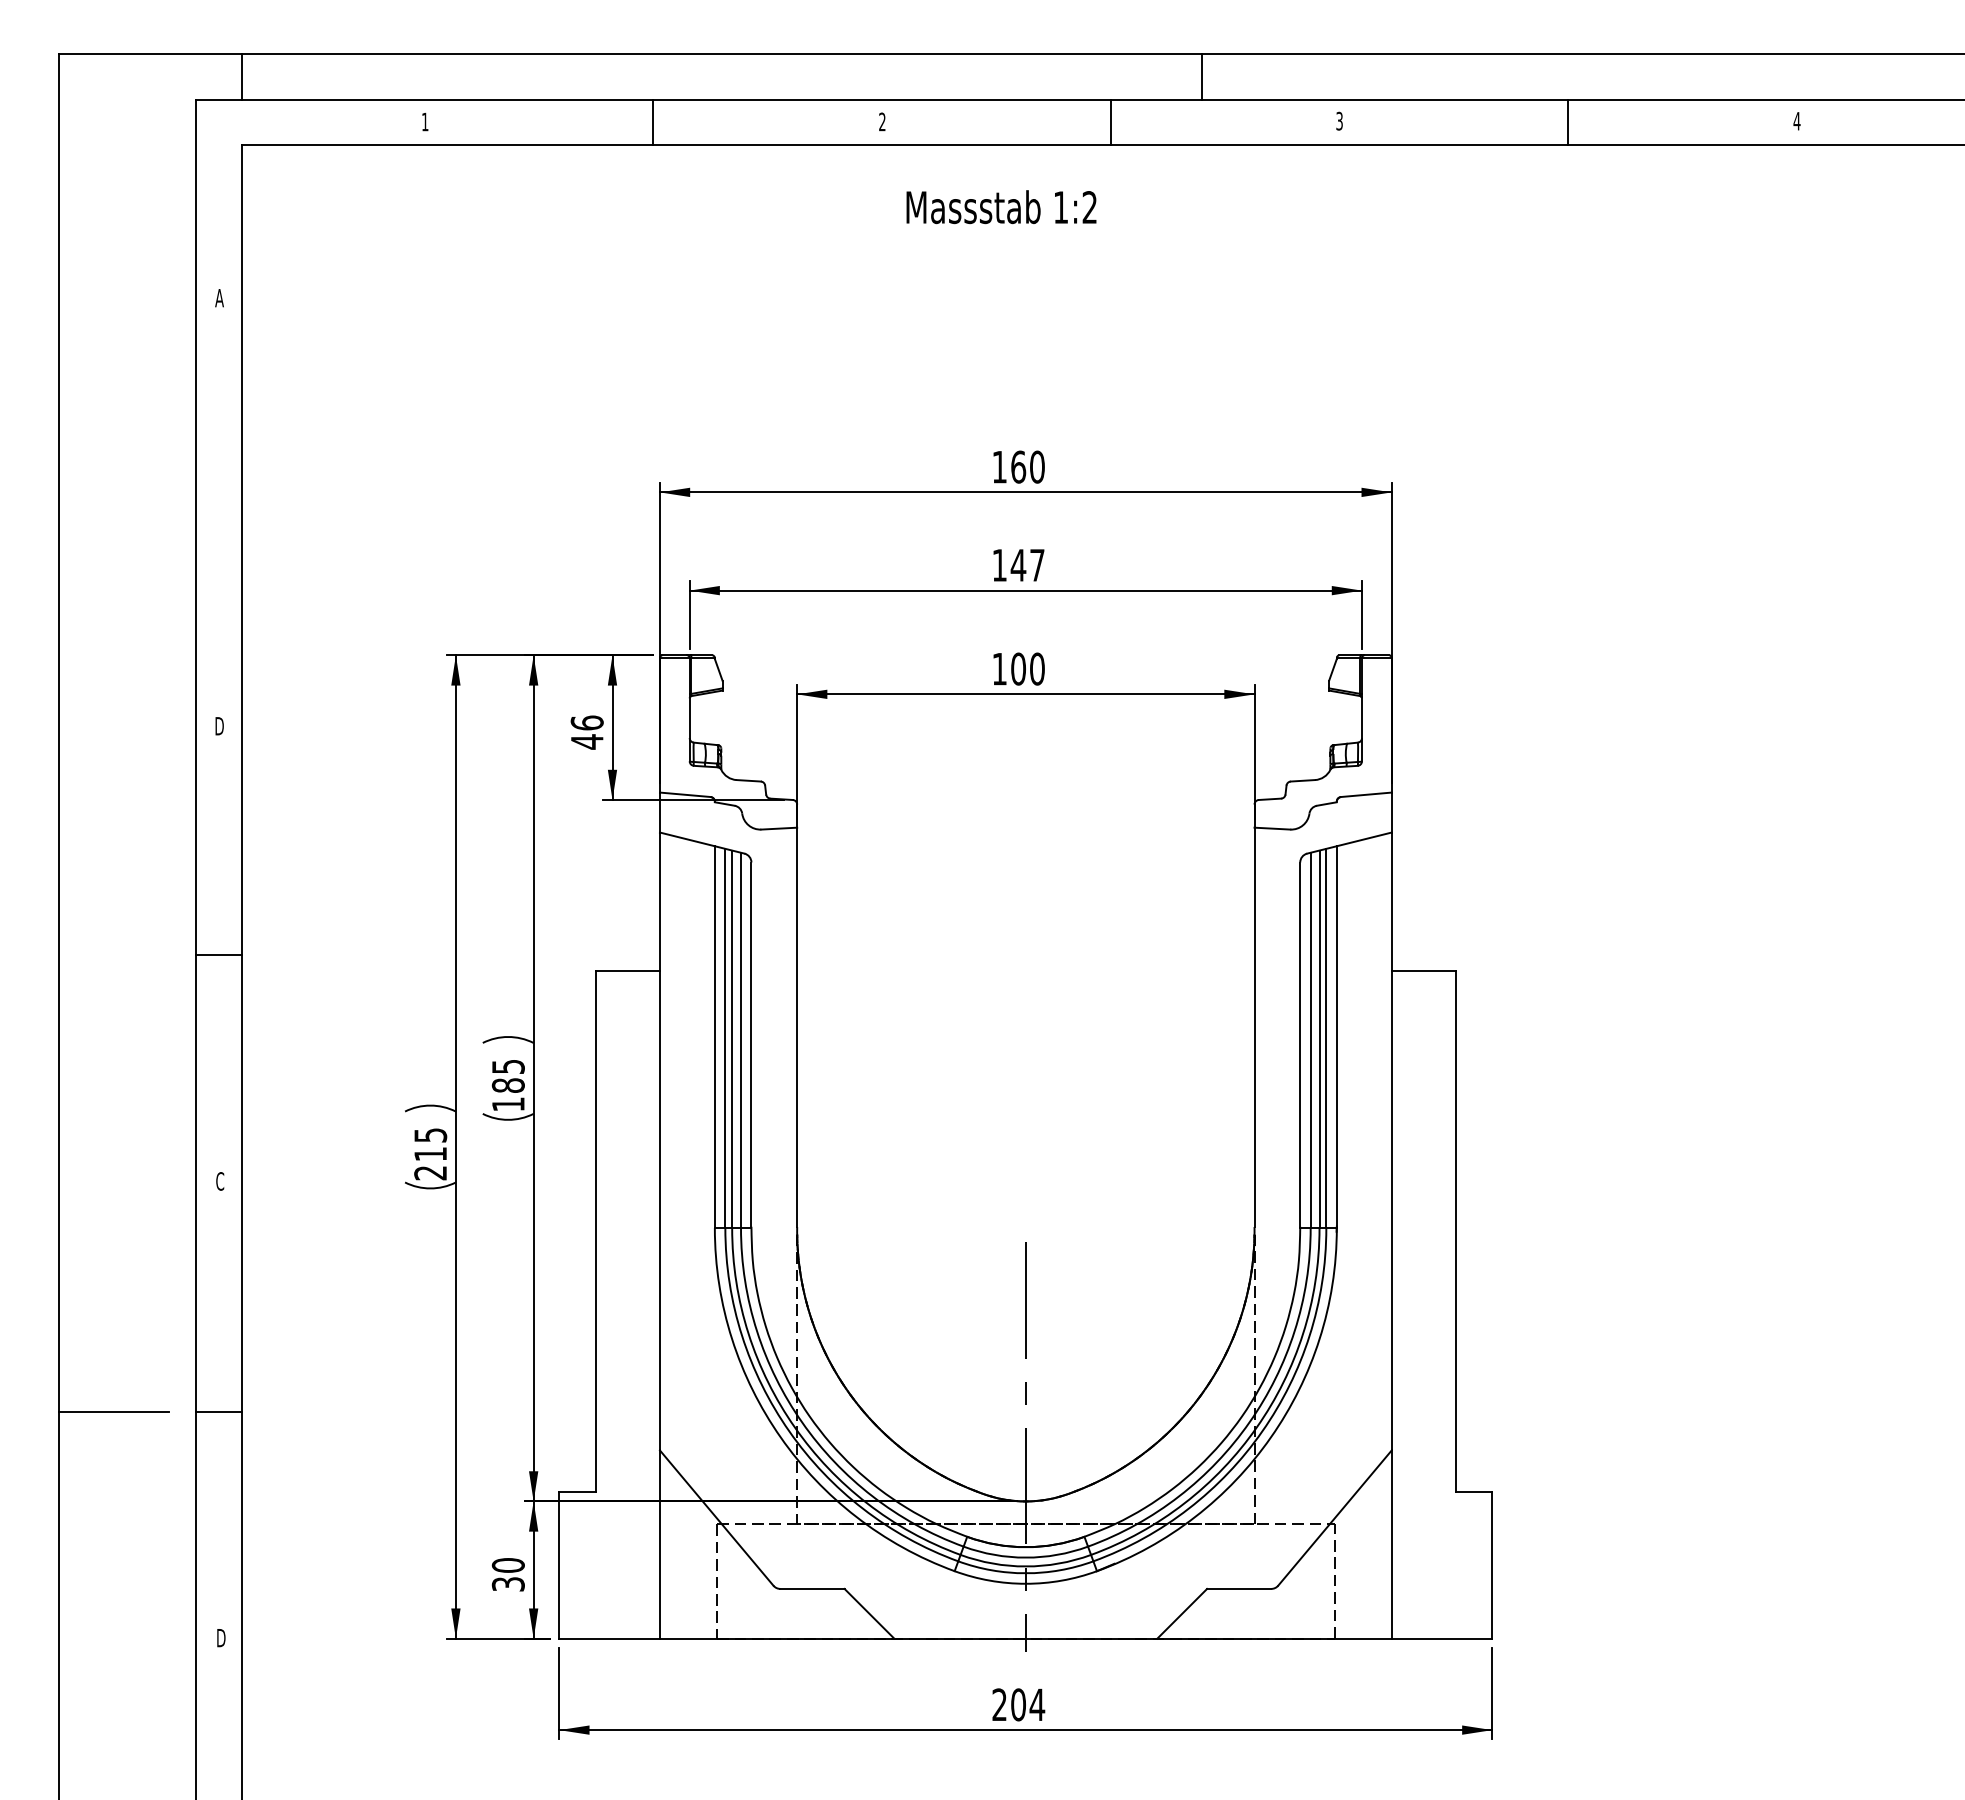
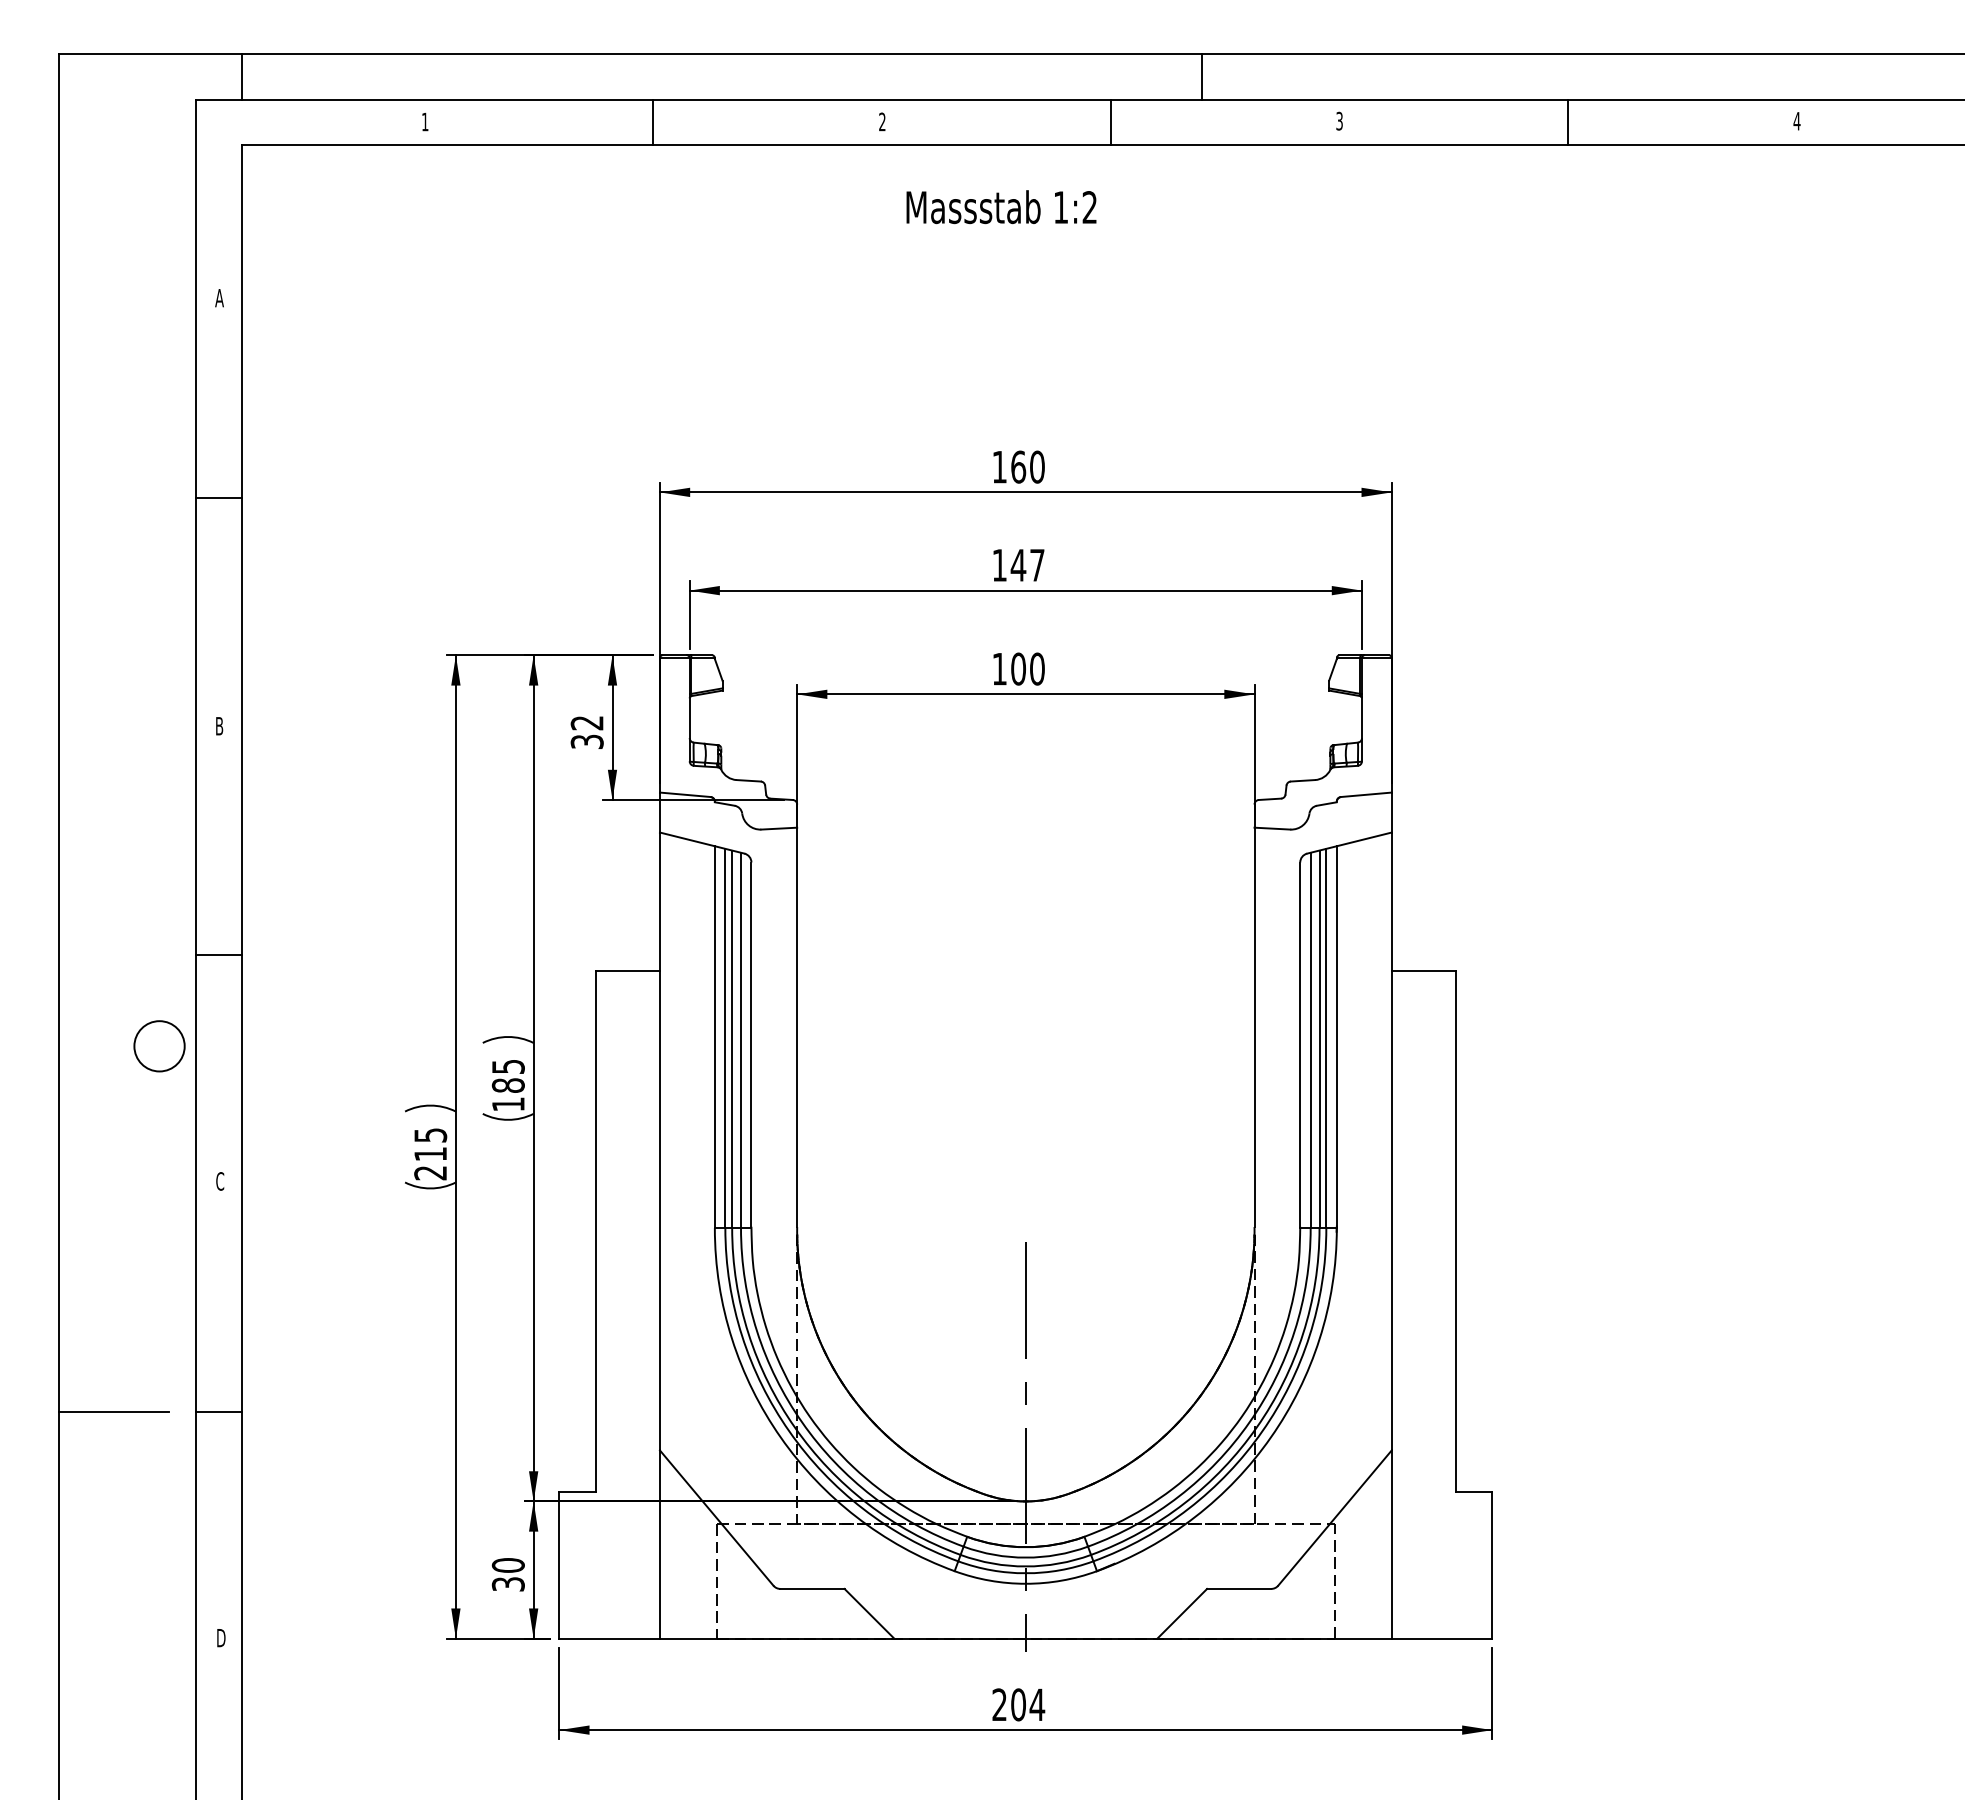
line: none -> present (218, 497)
text: D -> B (219, 726)
text: 46 -> 32 (586, 732)
circle: none -> present (159, 1046)
